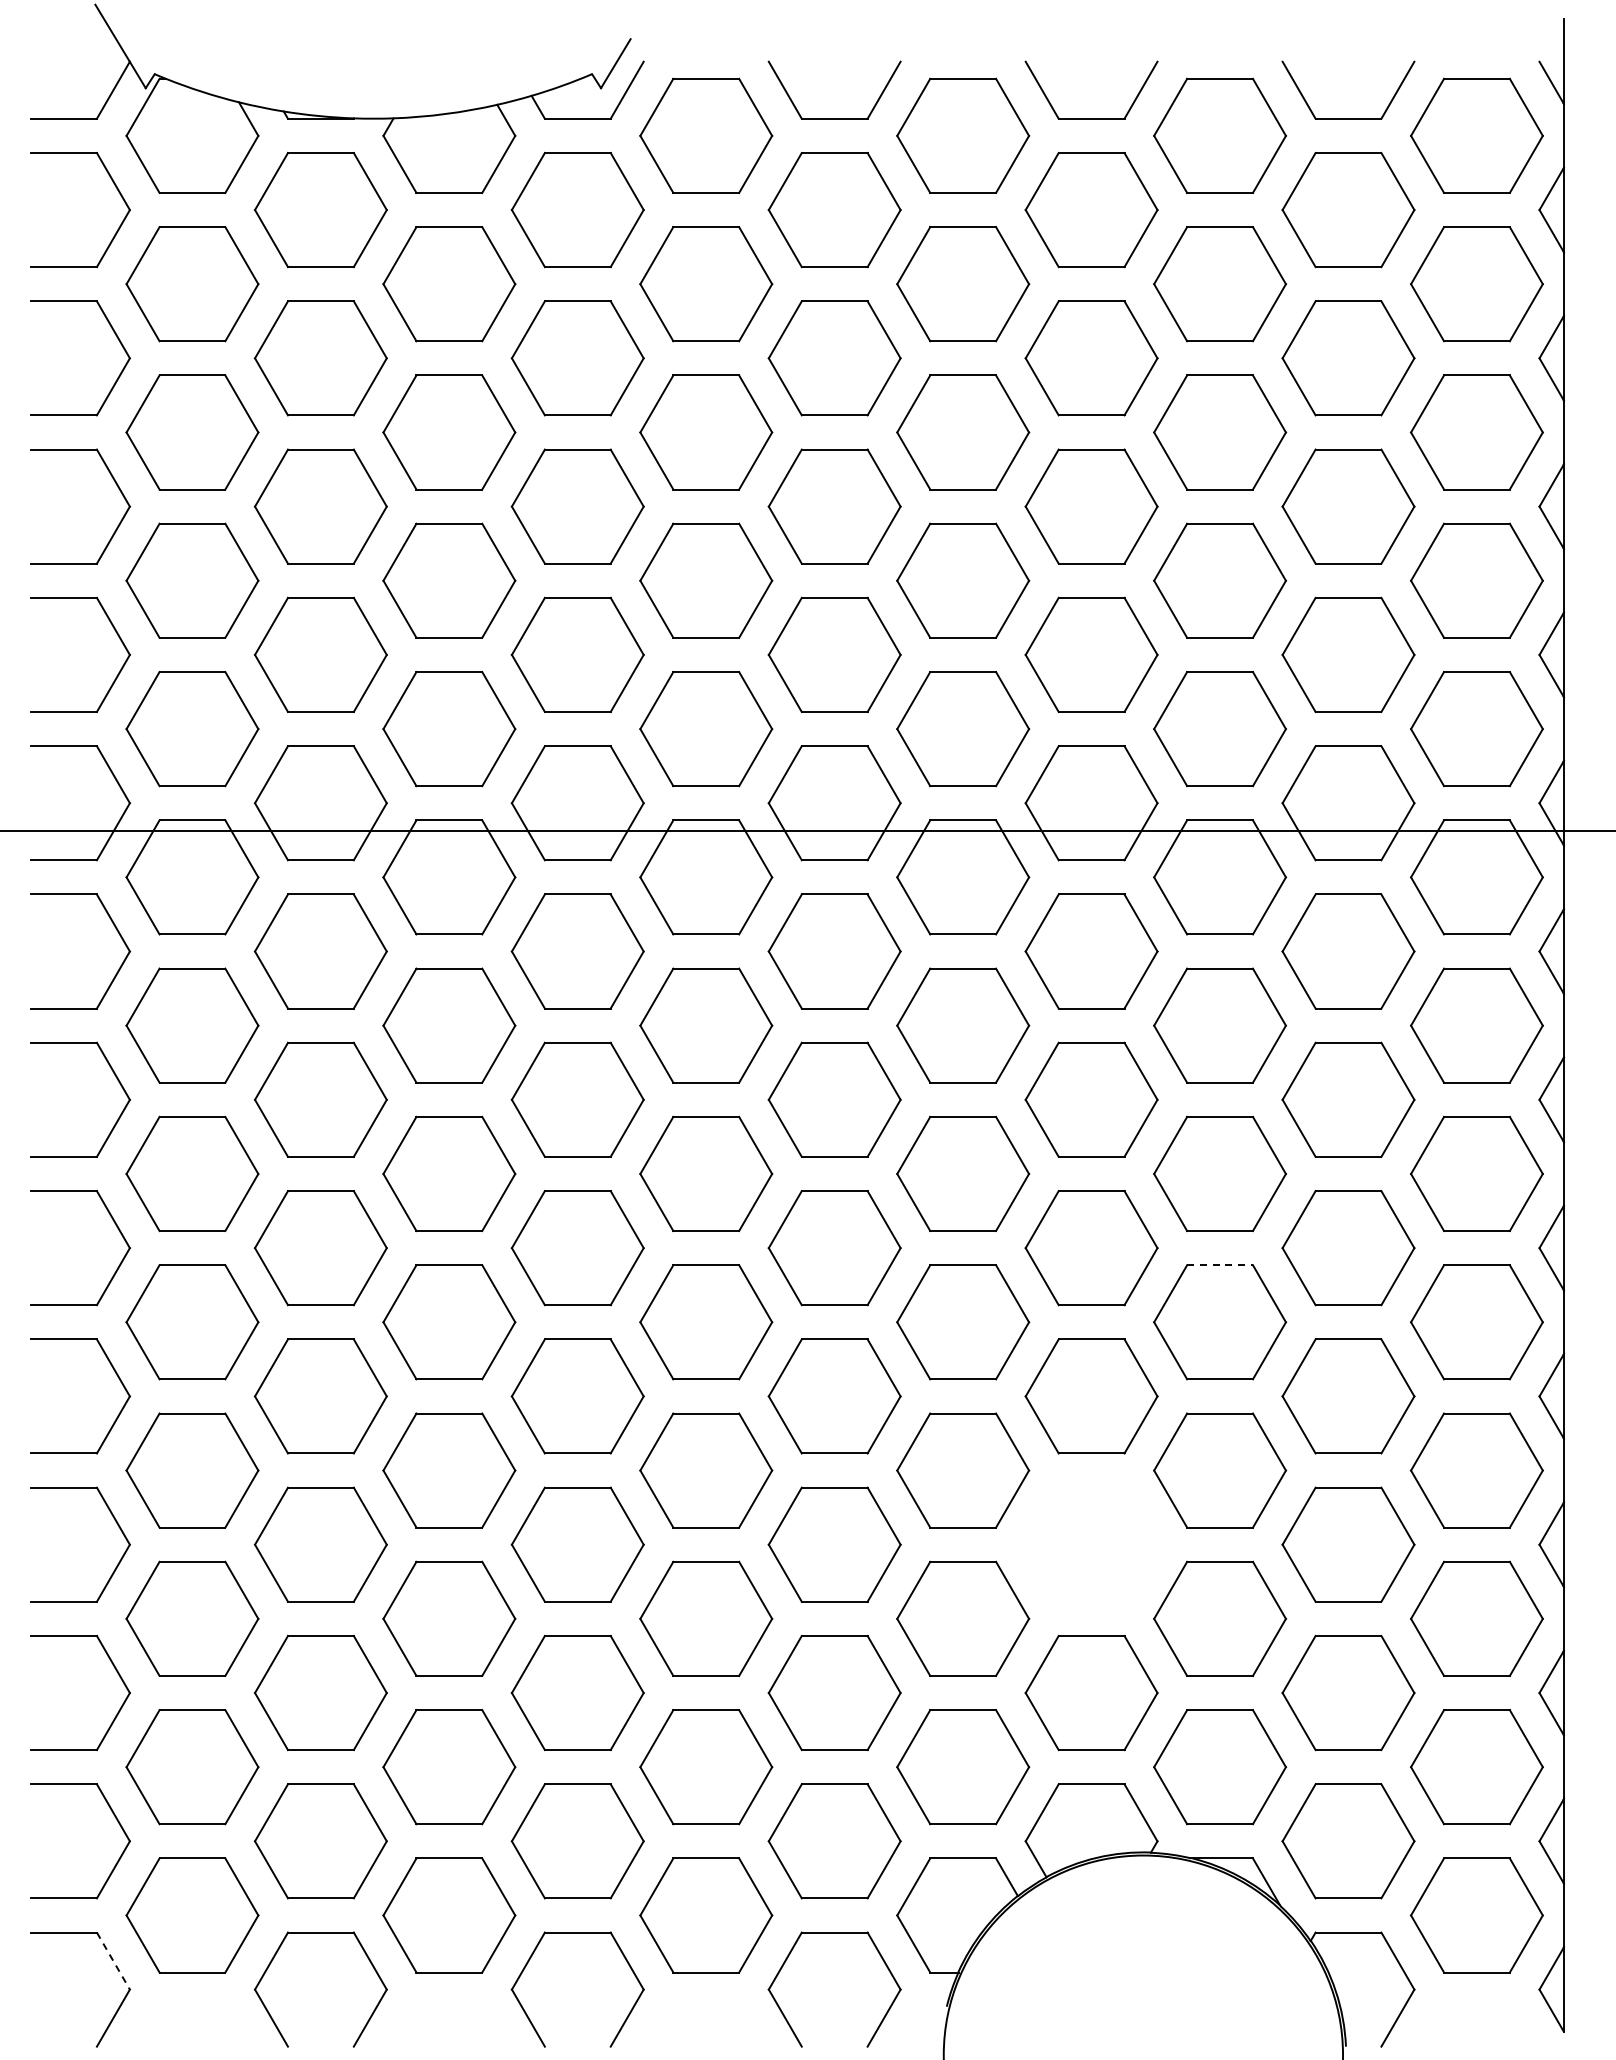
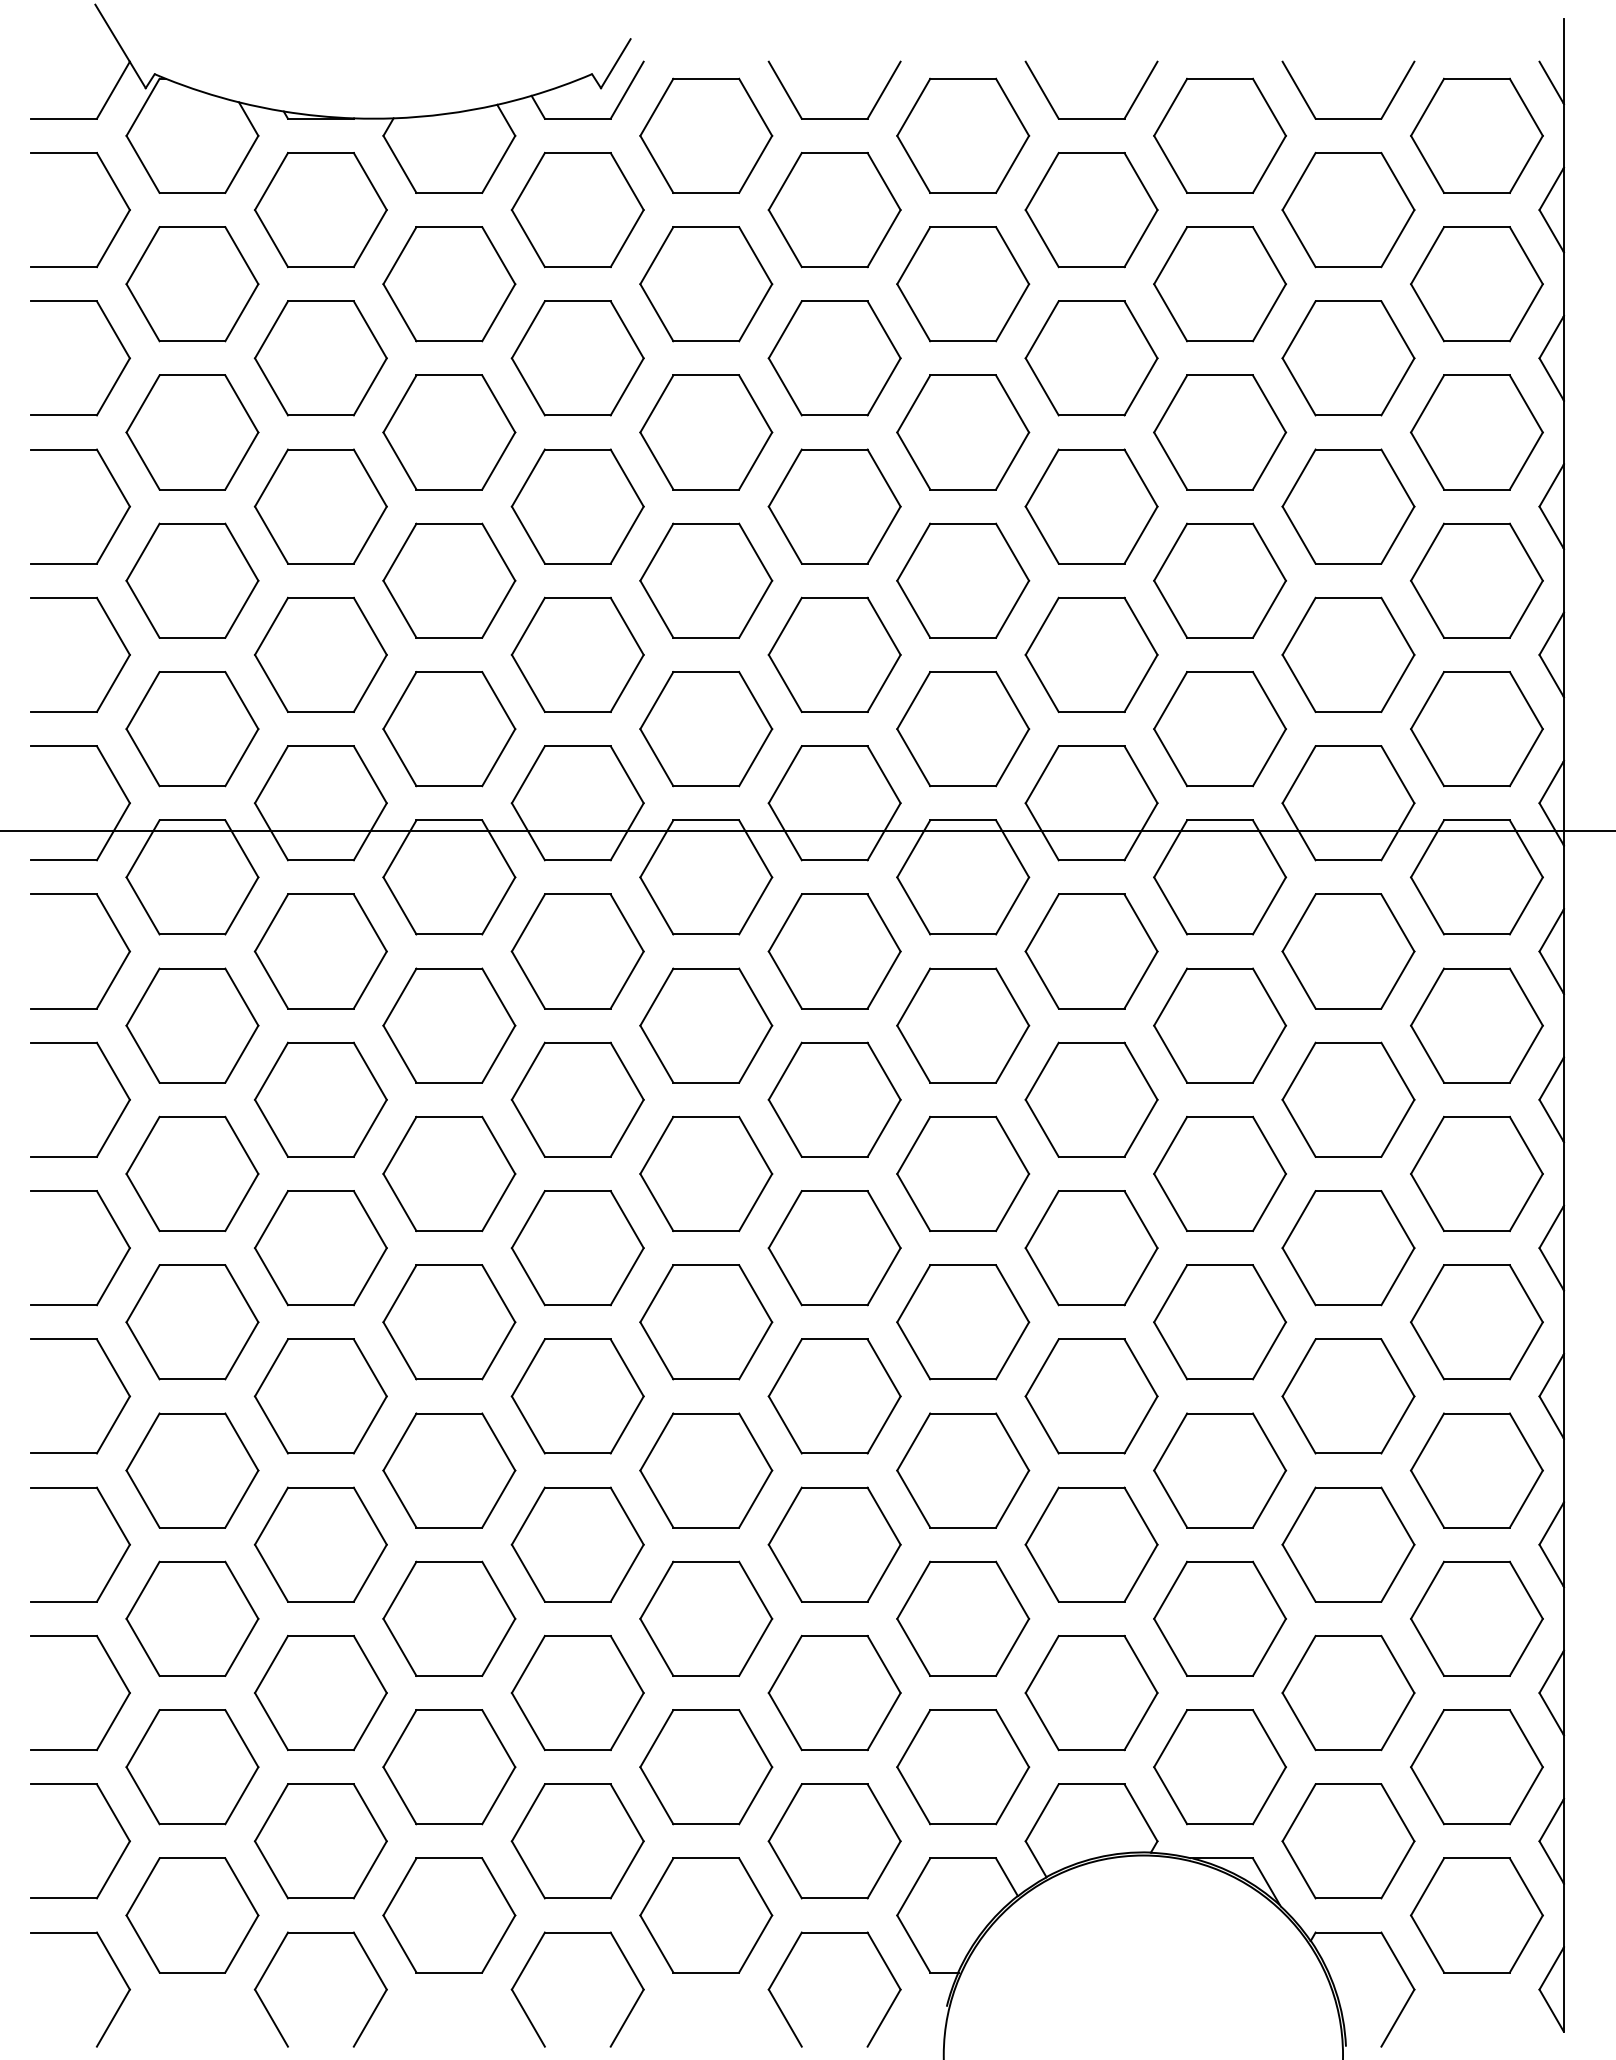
line: dashed -> solid (1220, 1265)
part: none -> present (1091, 1544)
line: dashed -> solid (113, 1961)
